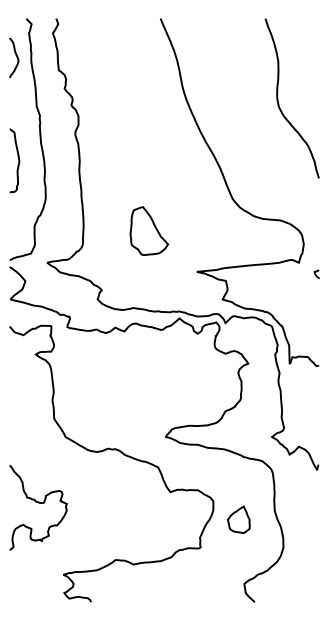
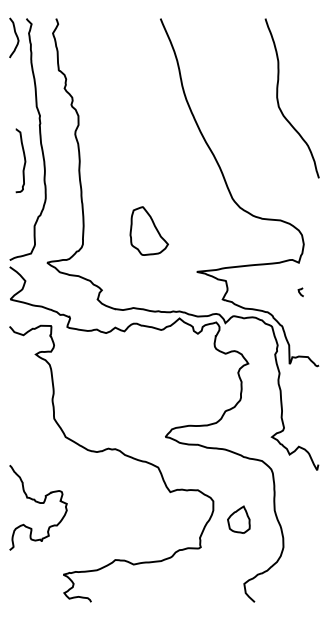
curve position: (16, 57) -> (16, 37) (16, 37)
curve position: (18, 160) -> (24, 160) (24, 160)
curve position: (316, 274) -> (300, 292) (300, 292)
